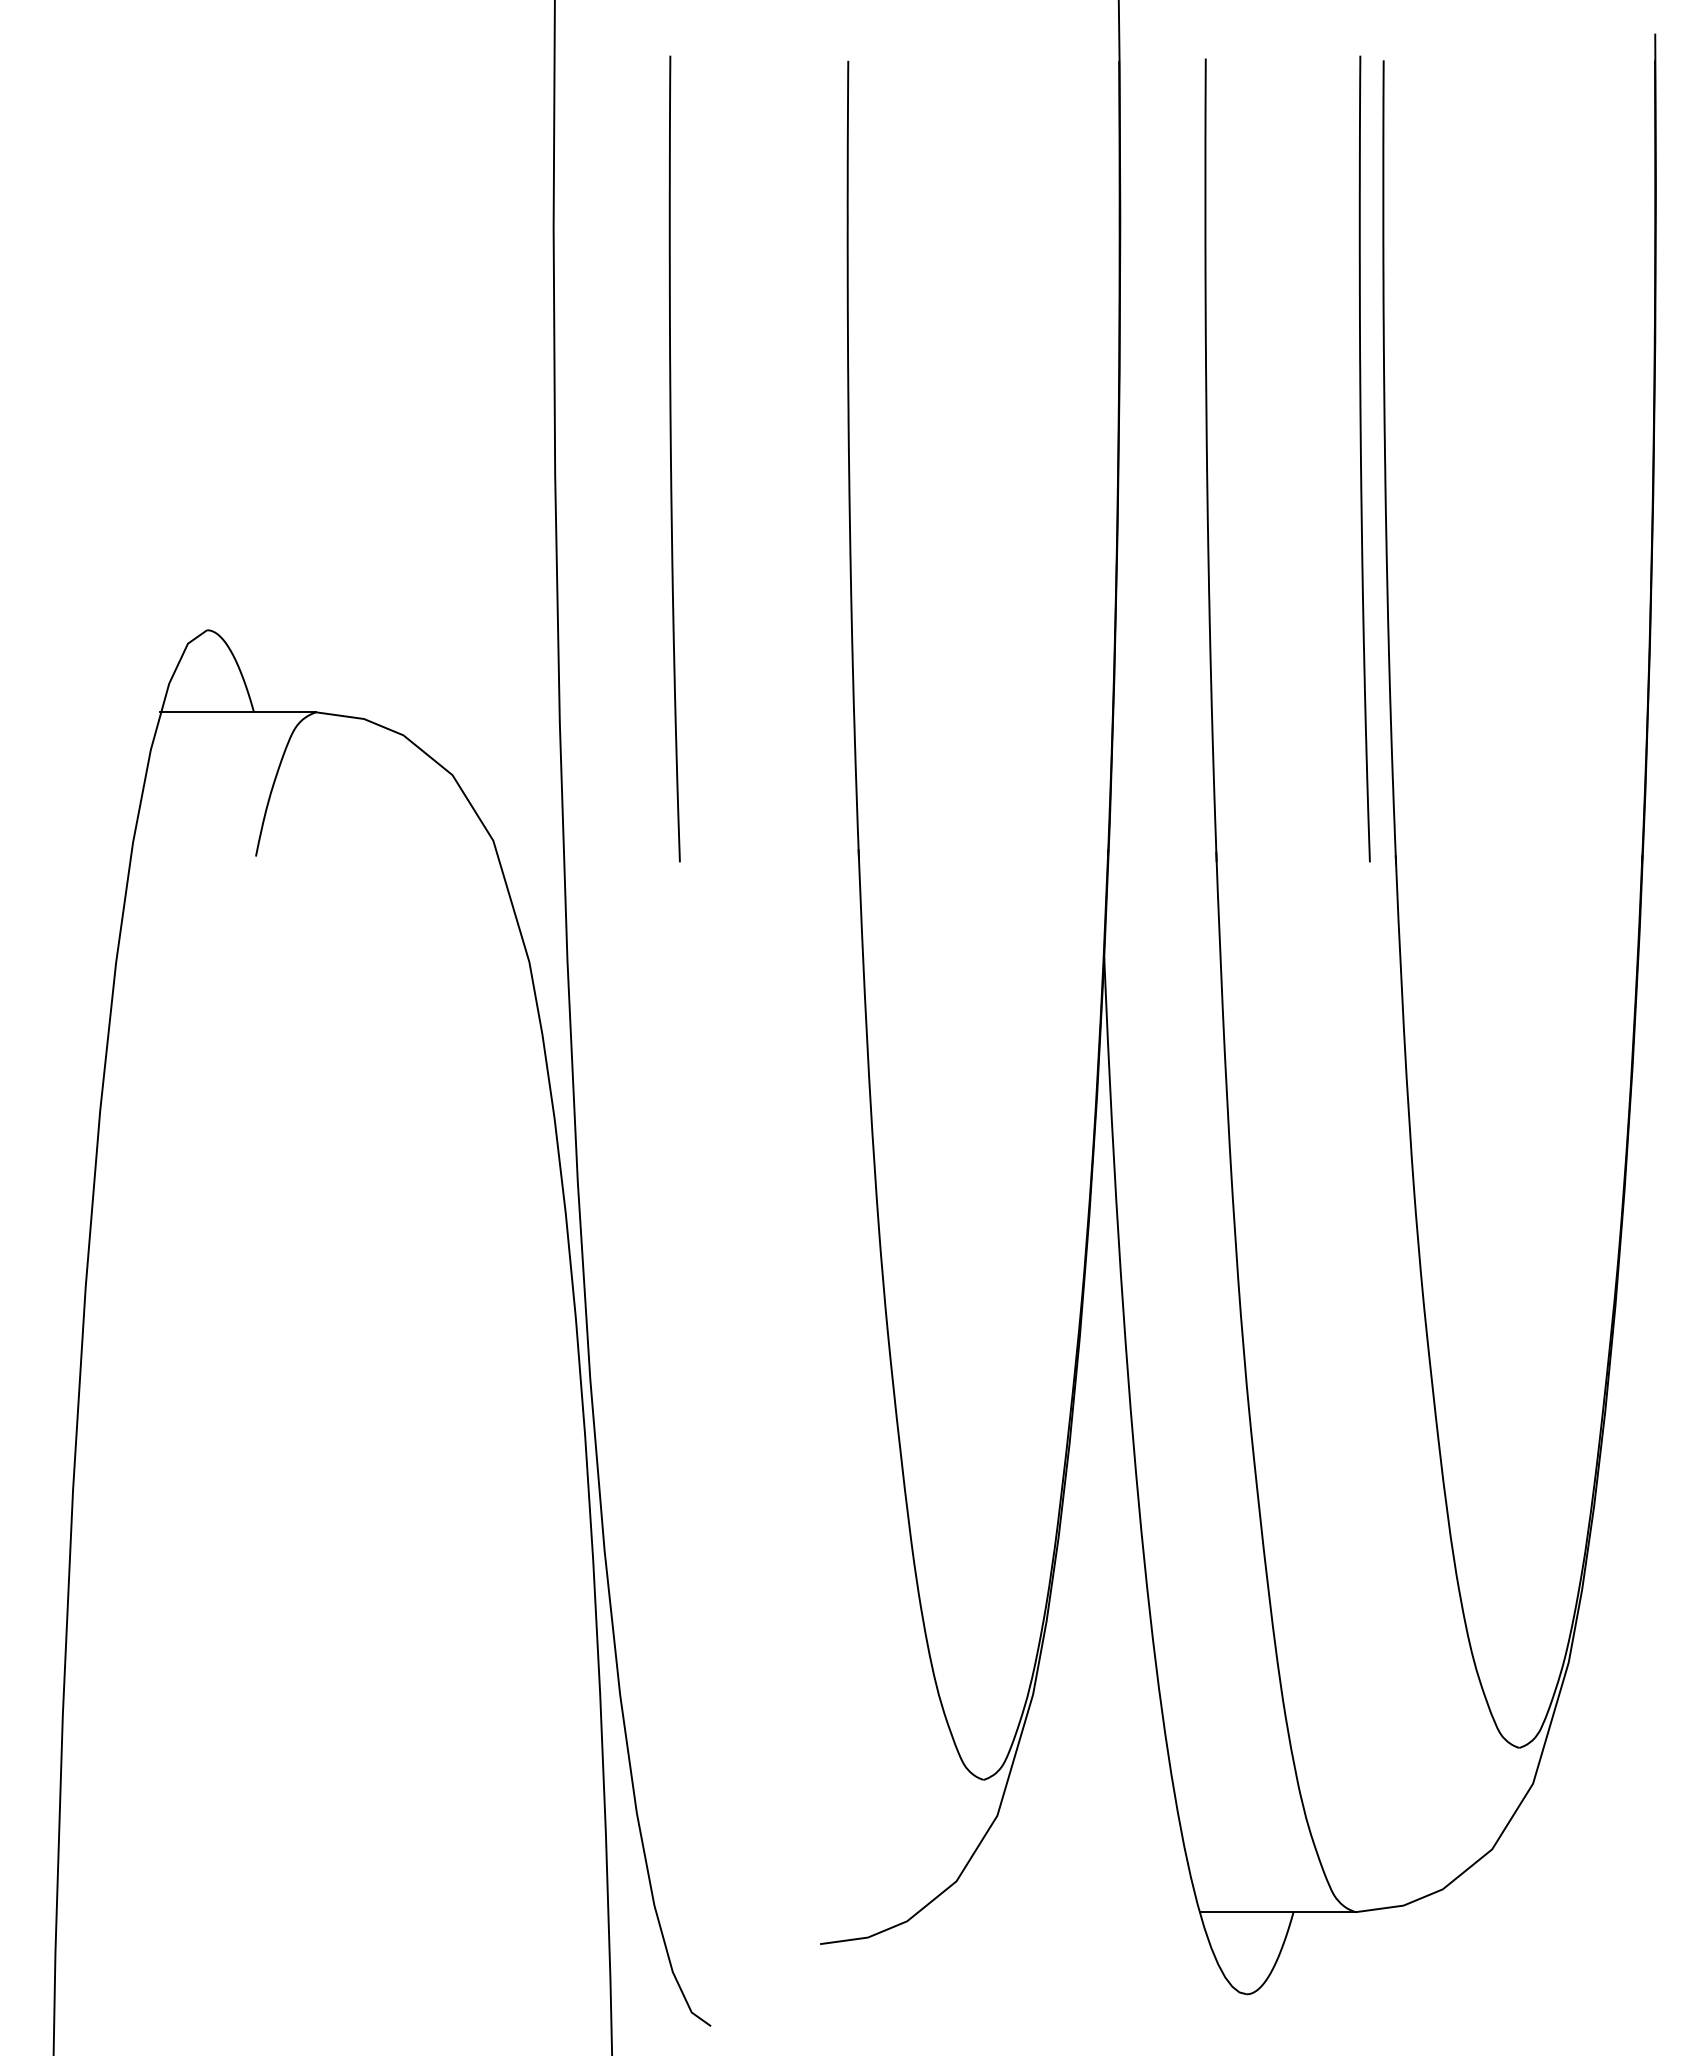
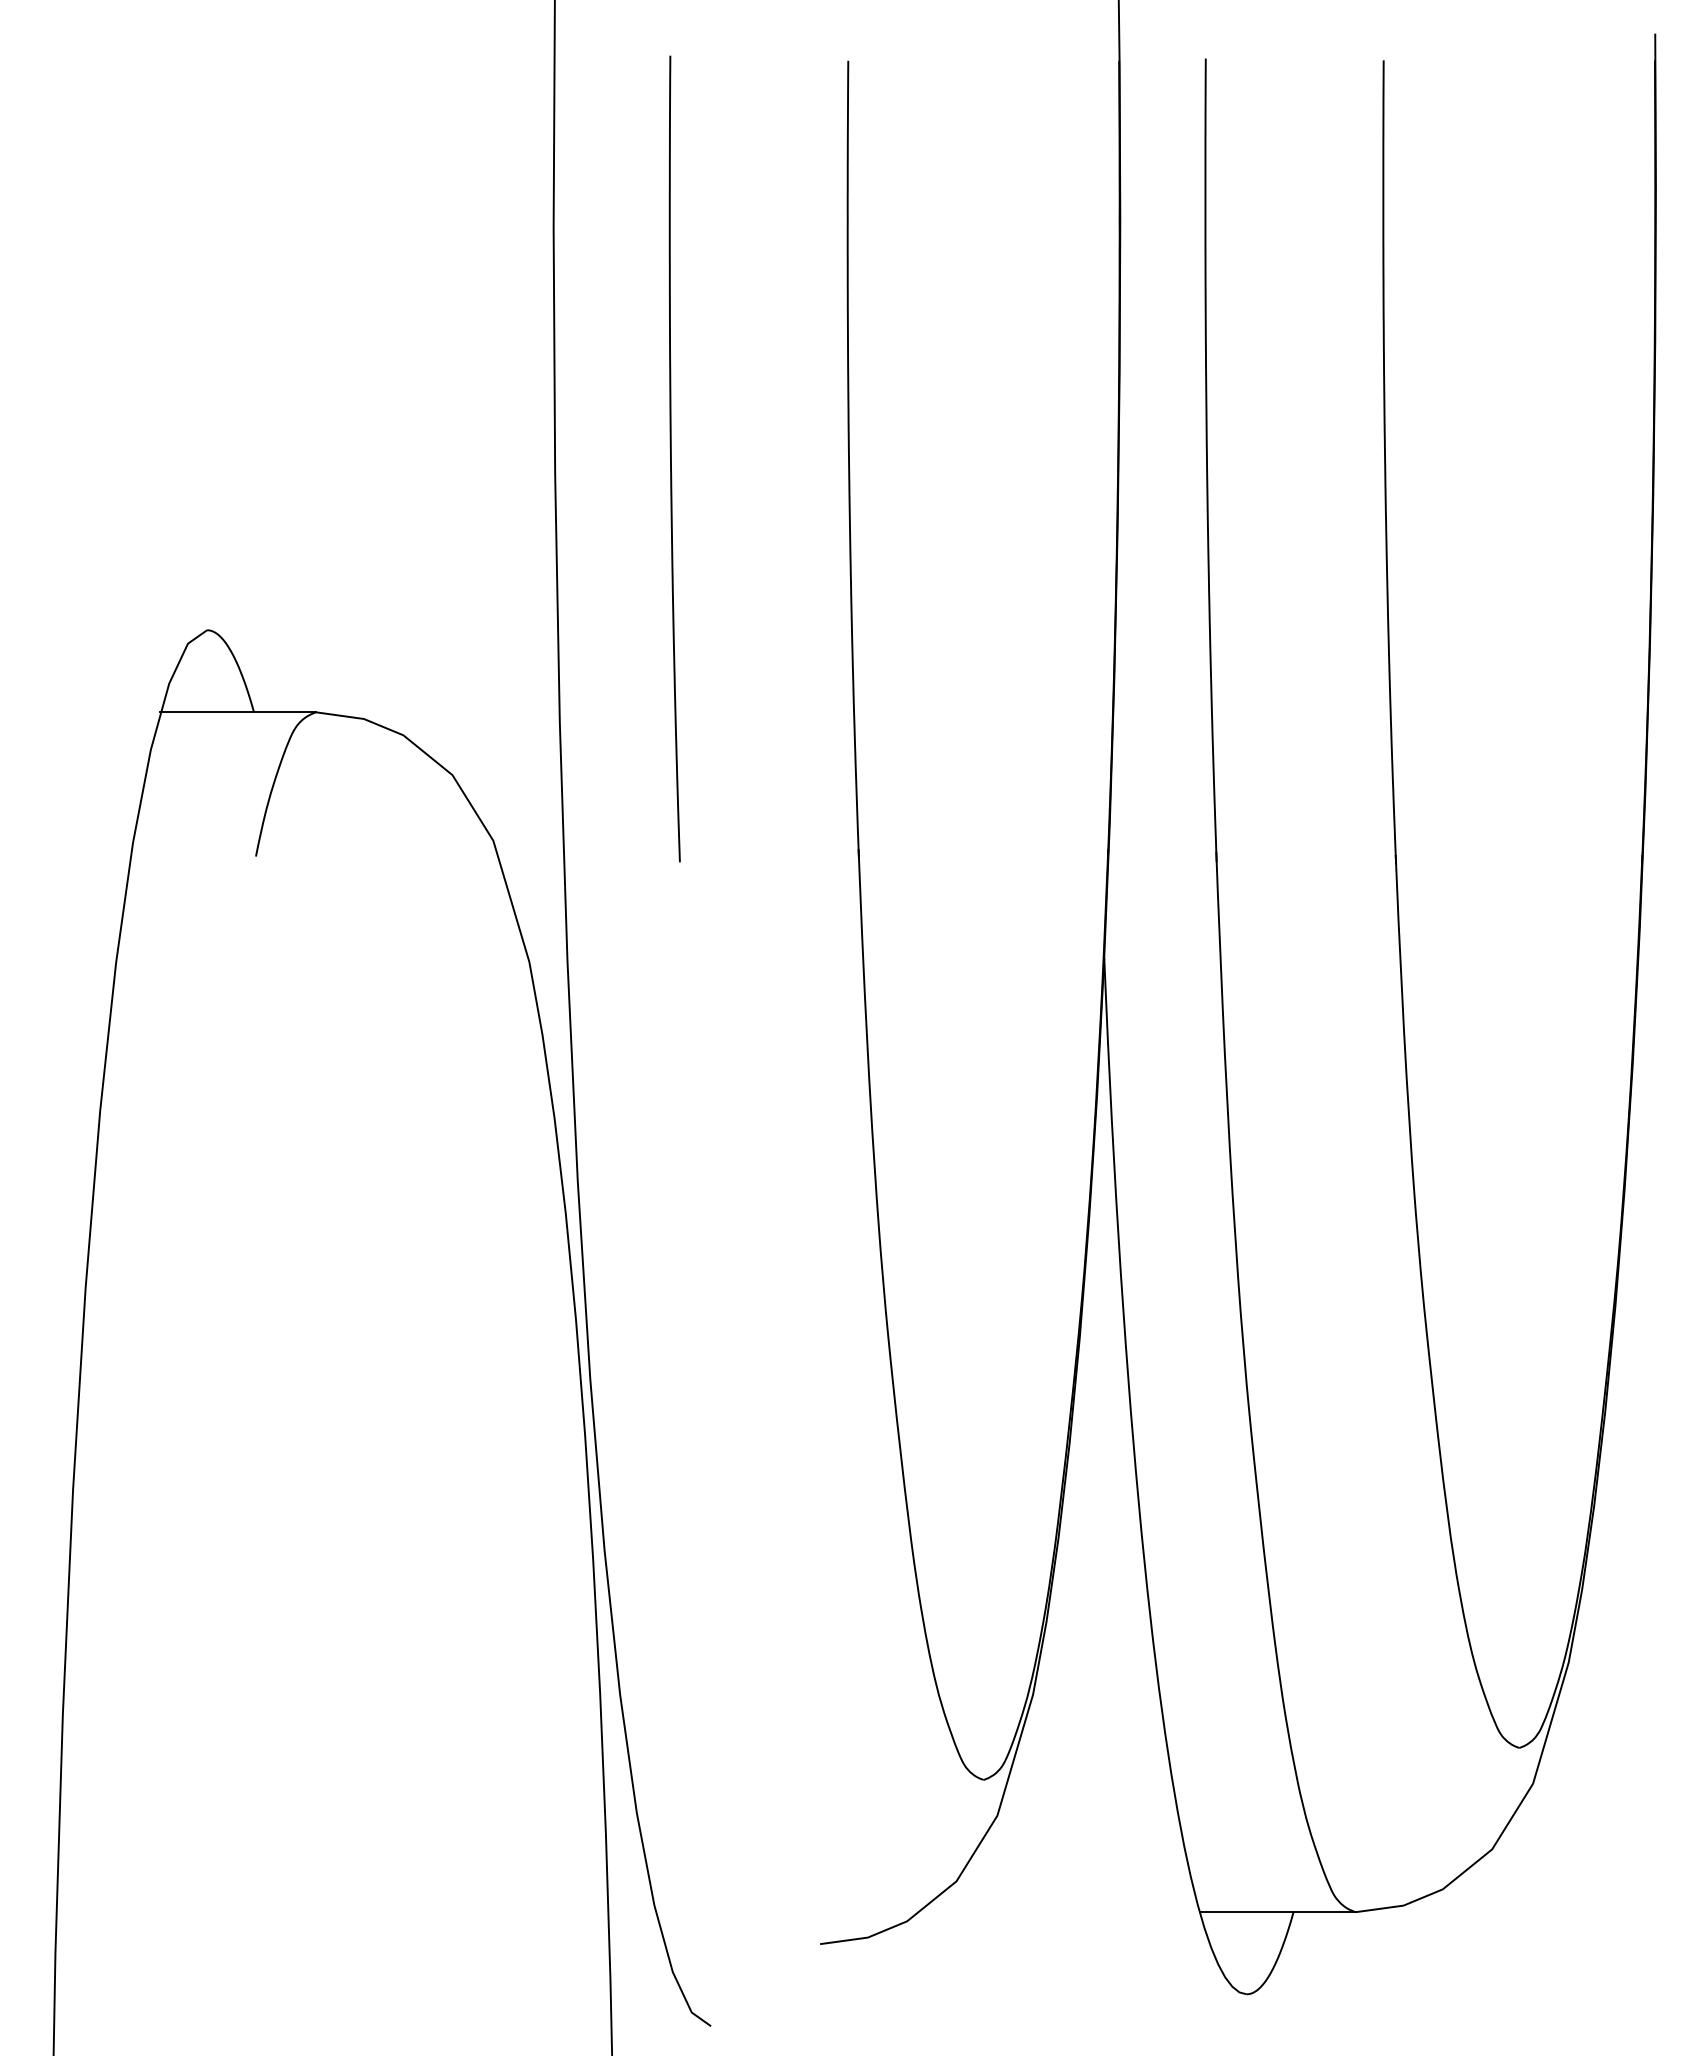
curve: present -> none (1361, 458)
